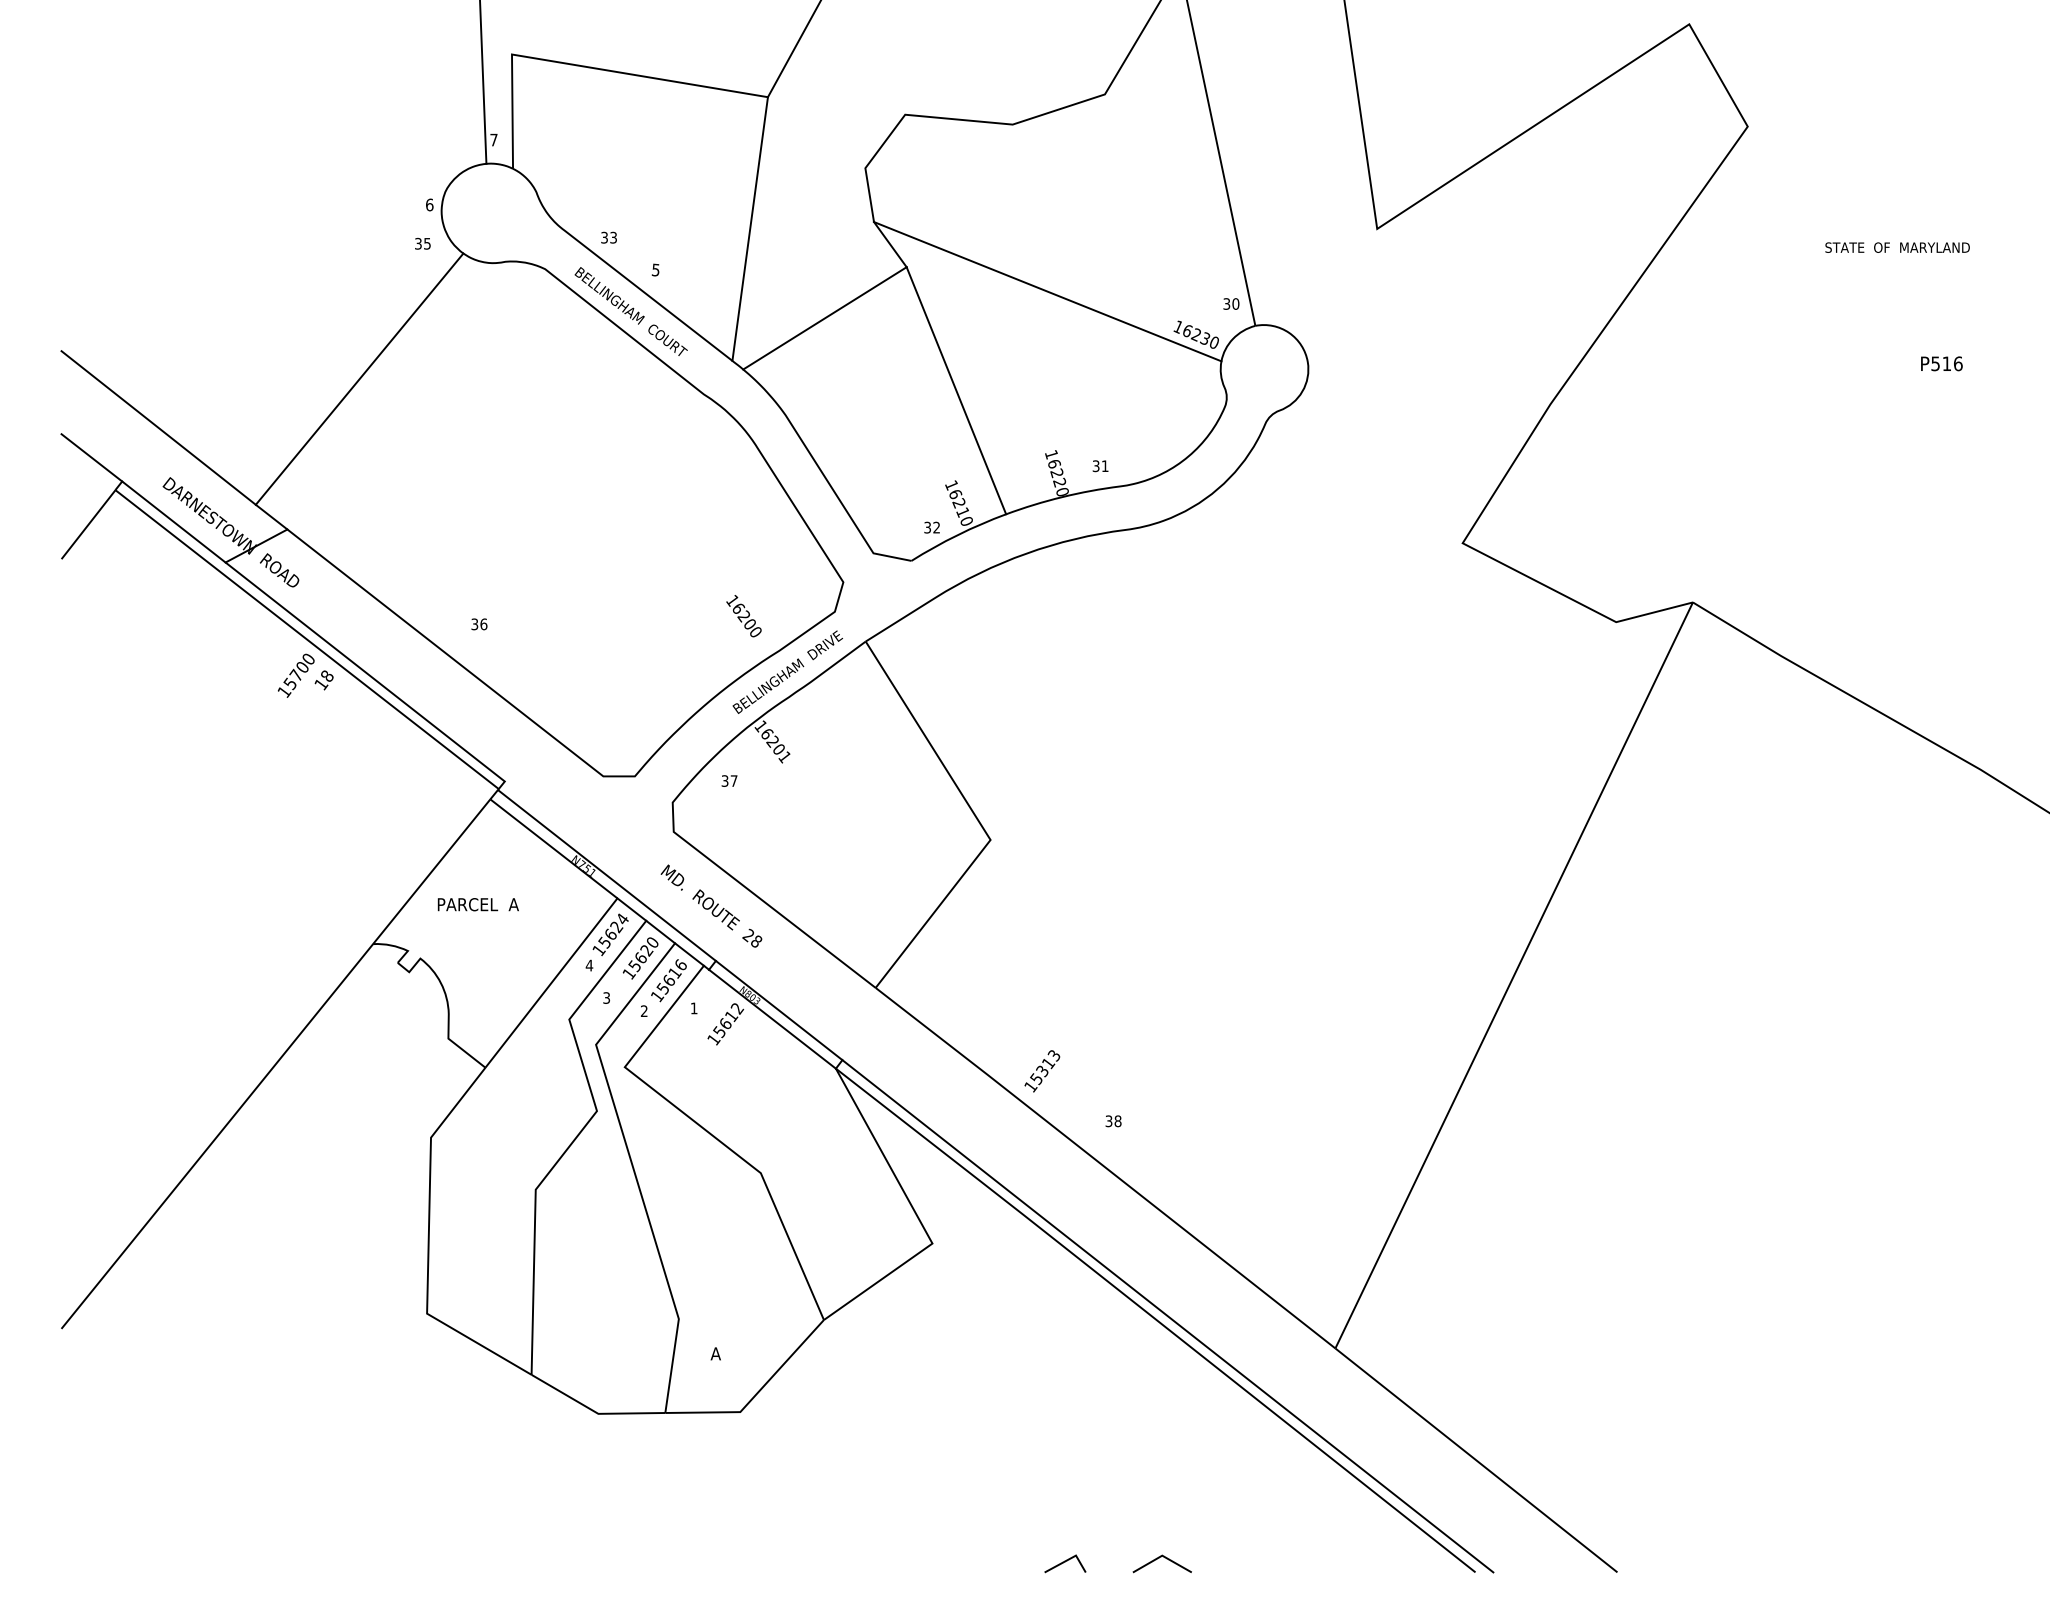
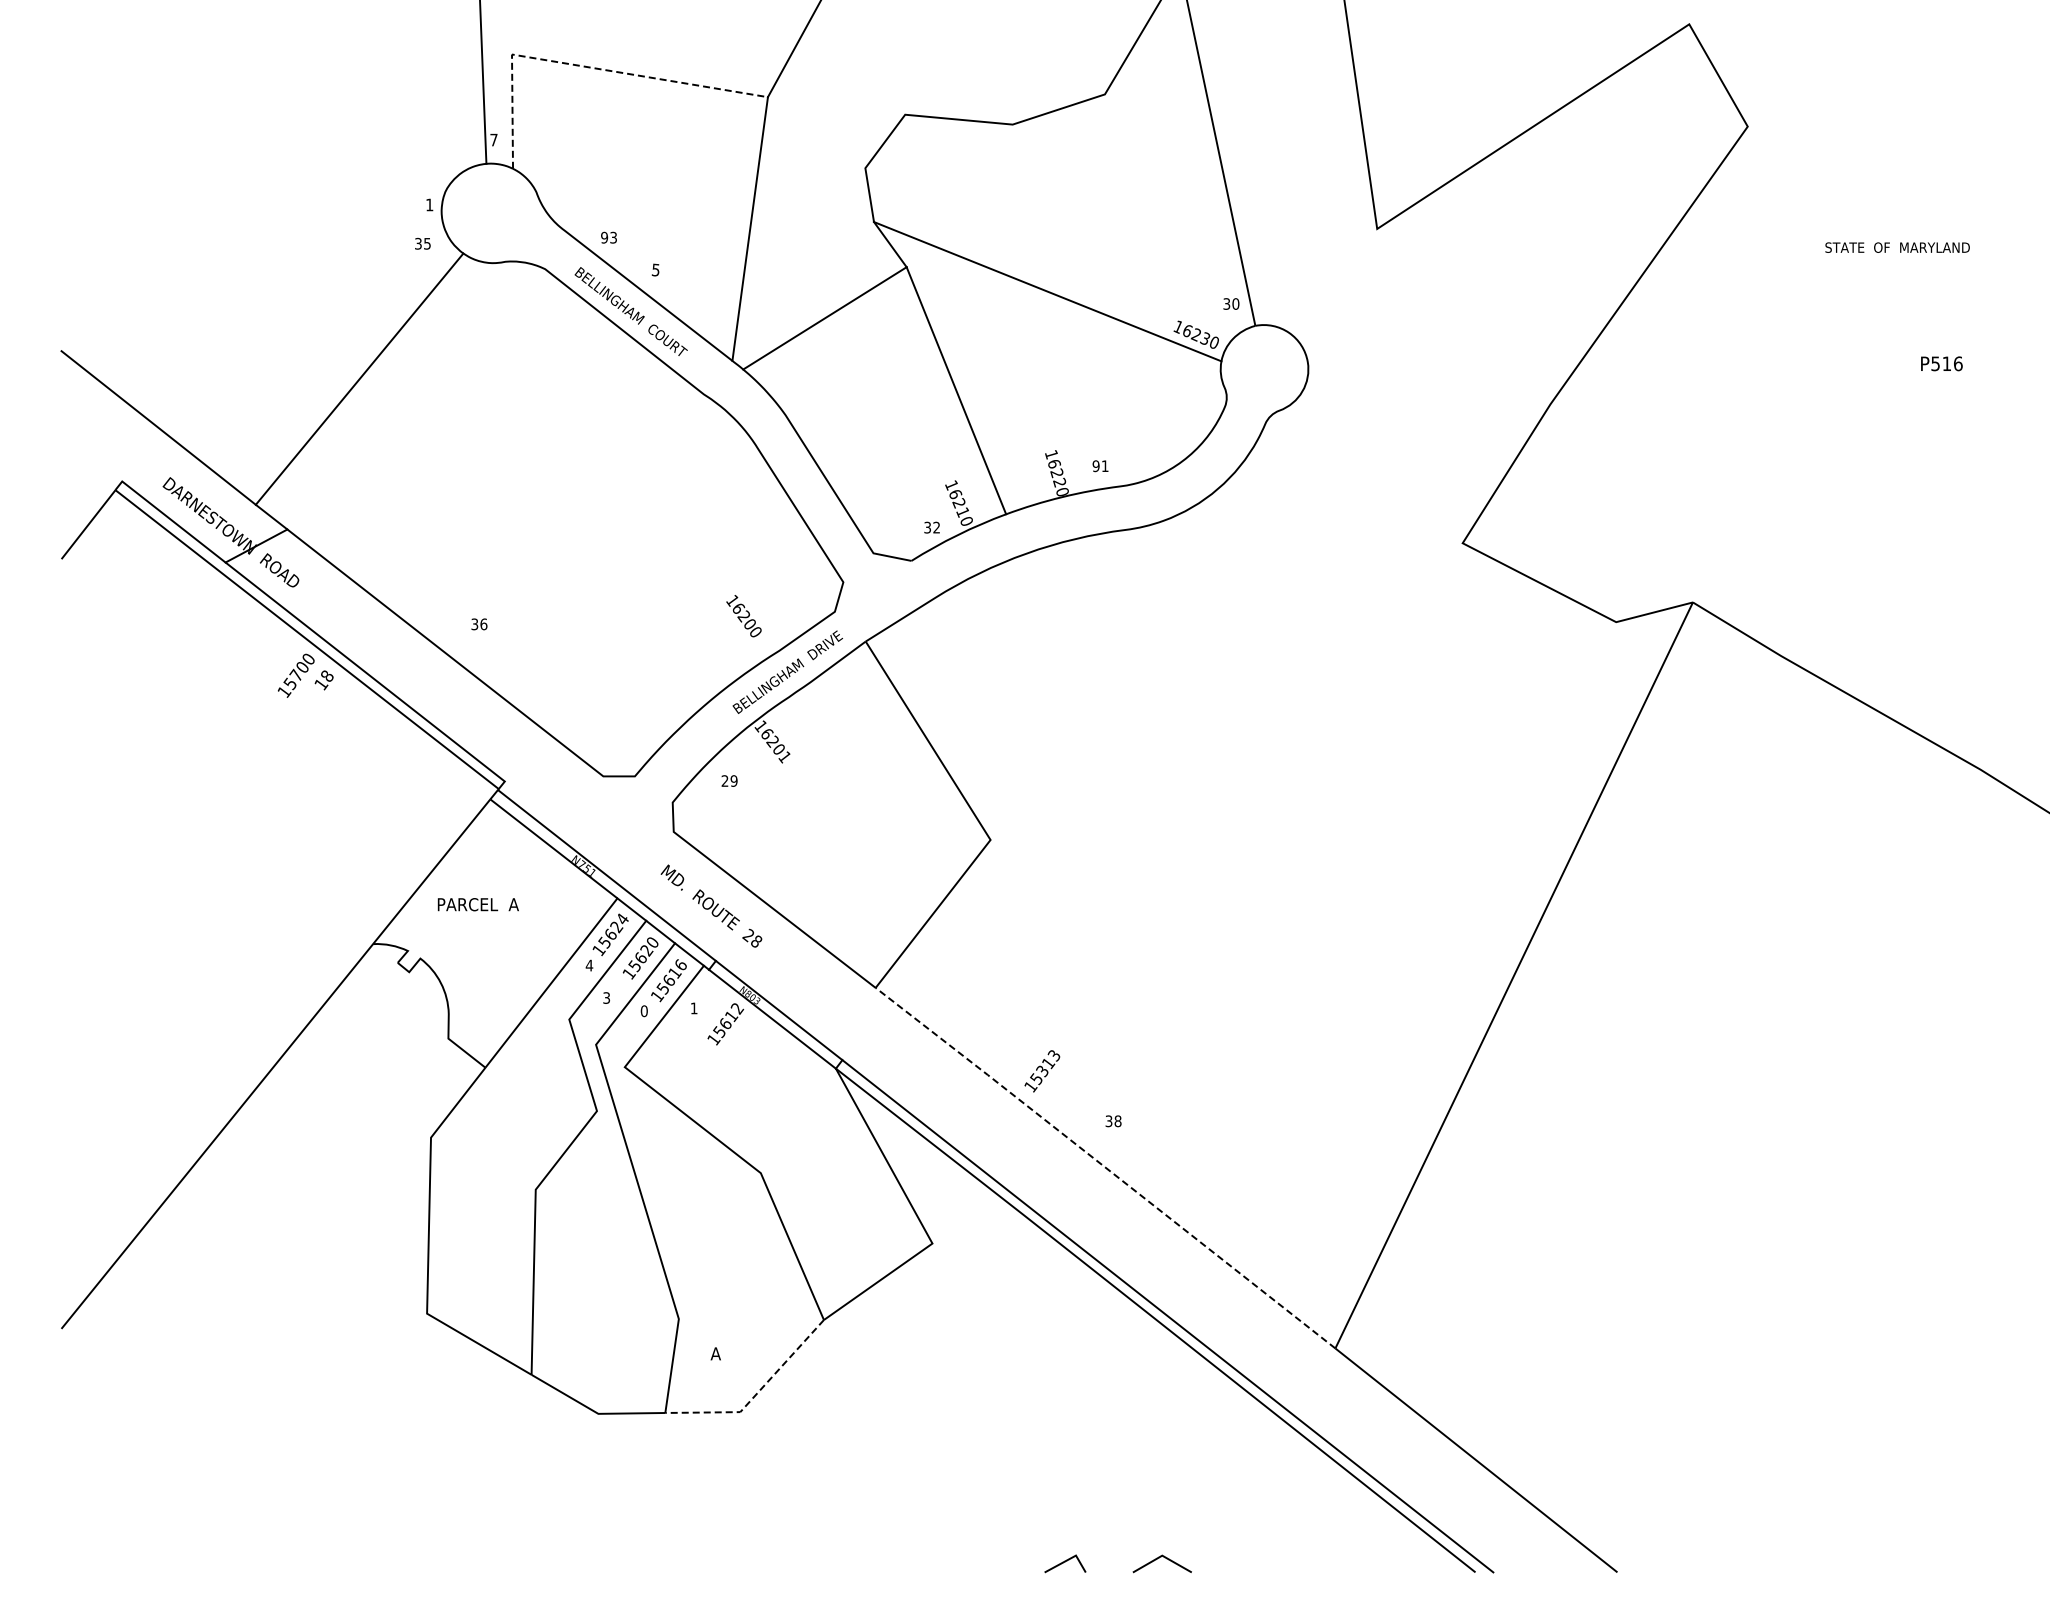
line: solid -> dashed (582, 66)
text: 6 -> 1 (429, 204)
text: 33 -> 93 (604, 237)
line: present -> none (91, 457)
text: 31 -> 91 (1095, 465)
text: 37 -> 29 (729, 780)
text: 2 -> 0 (643, 1011)
line: solid -> dashed (1105, 1167)
line: solid -> dashed (756, 1394)
